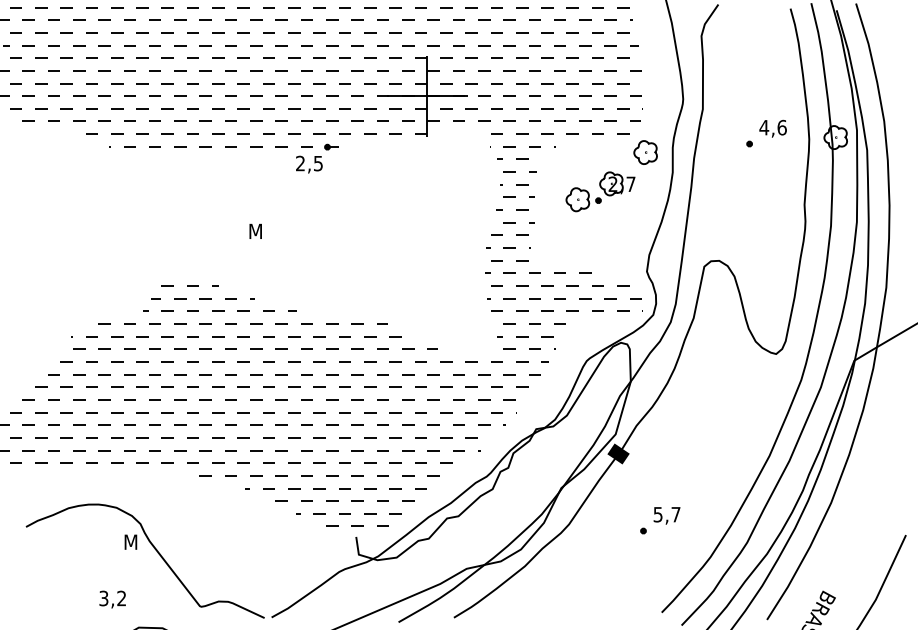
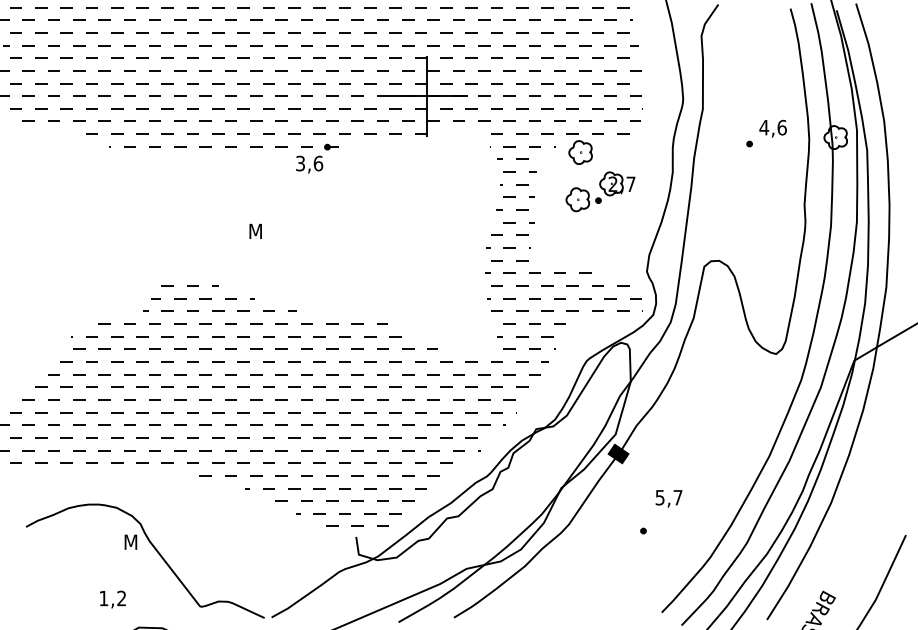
part position: (645, 152) -> (580, 152) (580, 152)
text: 2,5 -> 3,6 (309, 163)
text position: (666, 515) -> (668, 498) (668, 498)
text: 3,2 -> 1,2 (103, 598)
